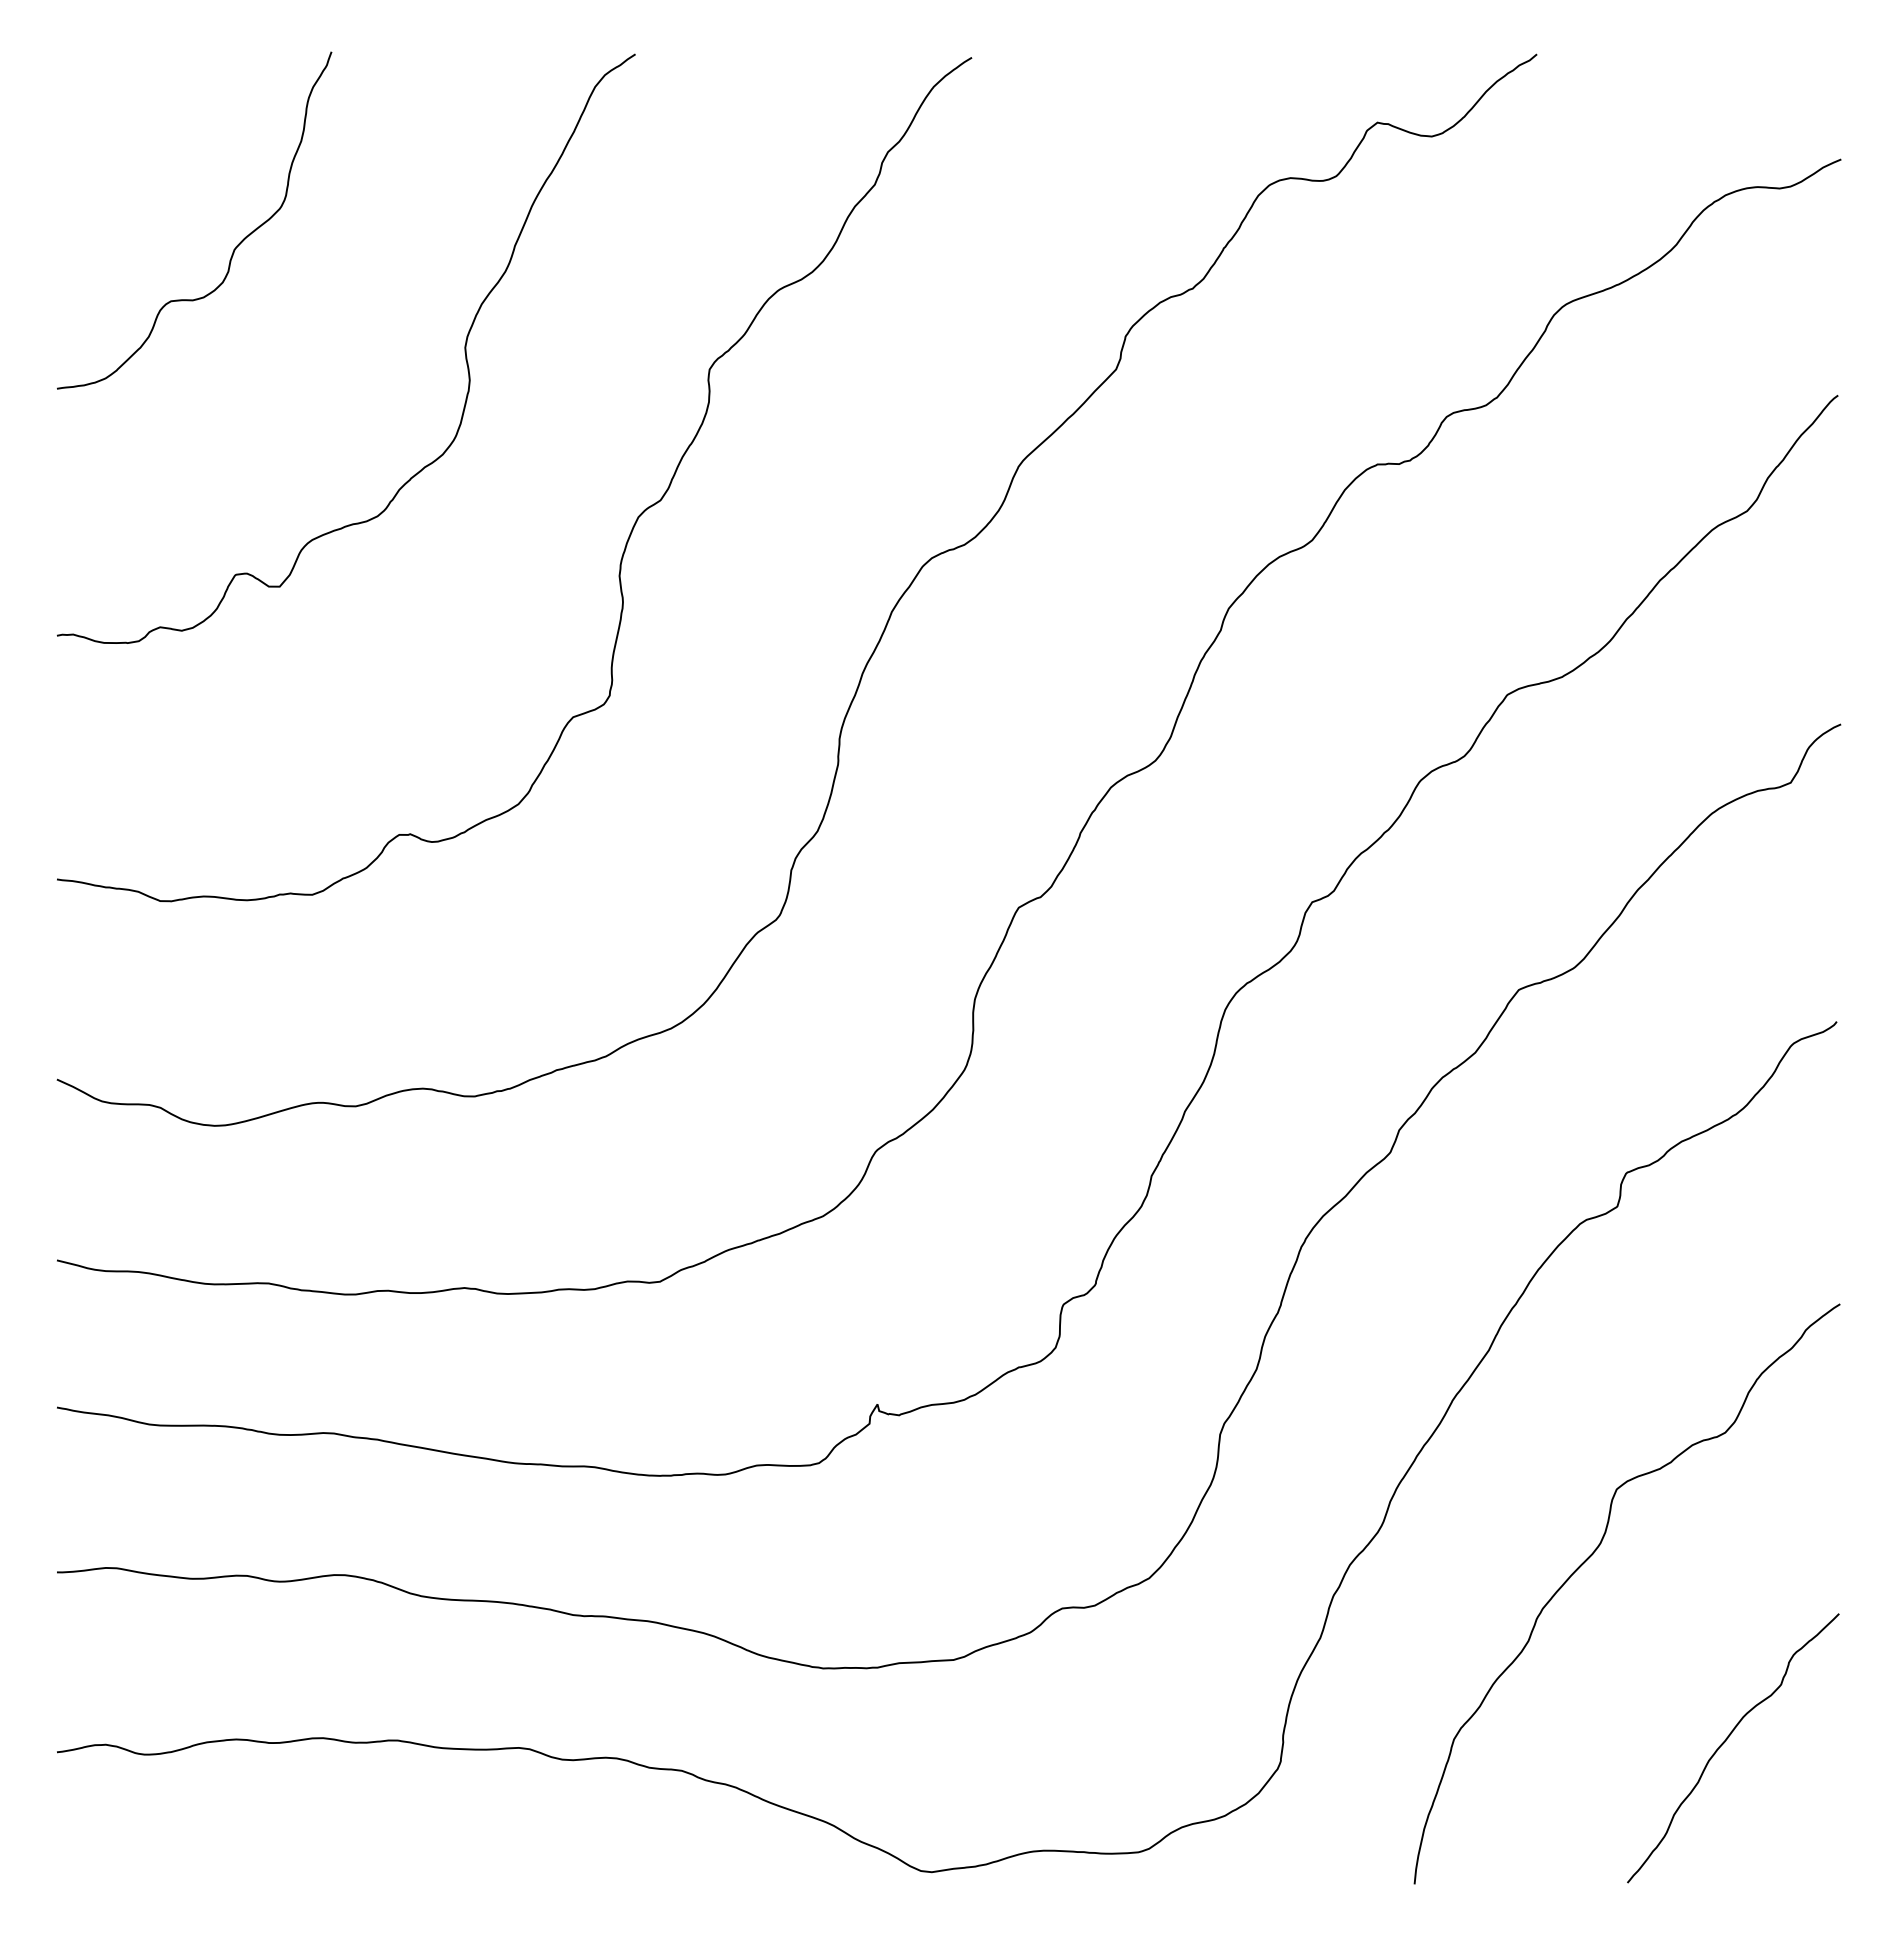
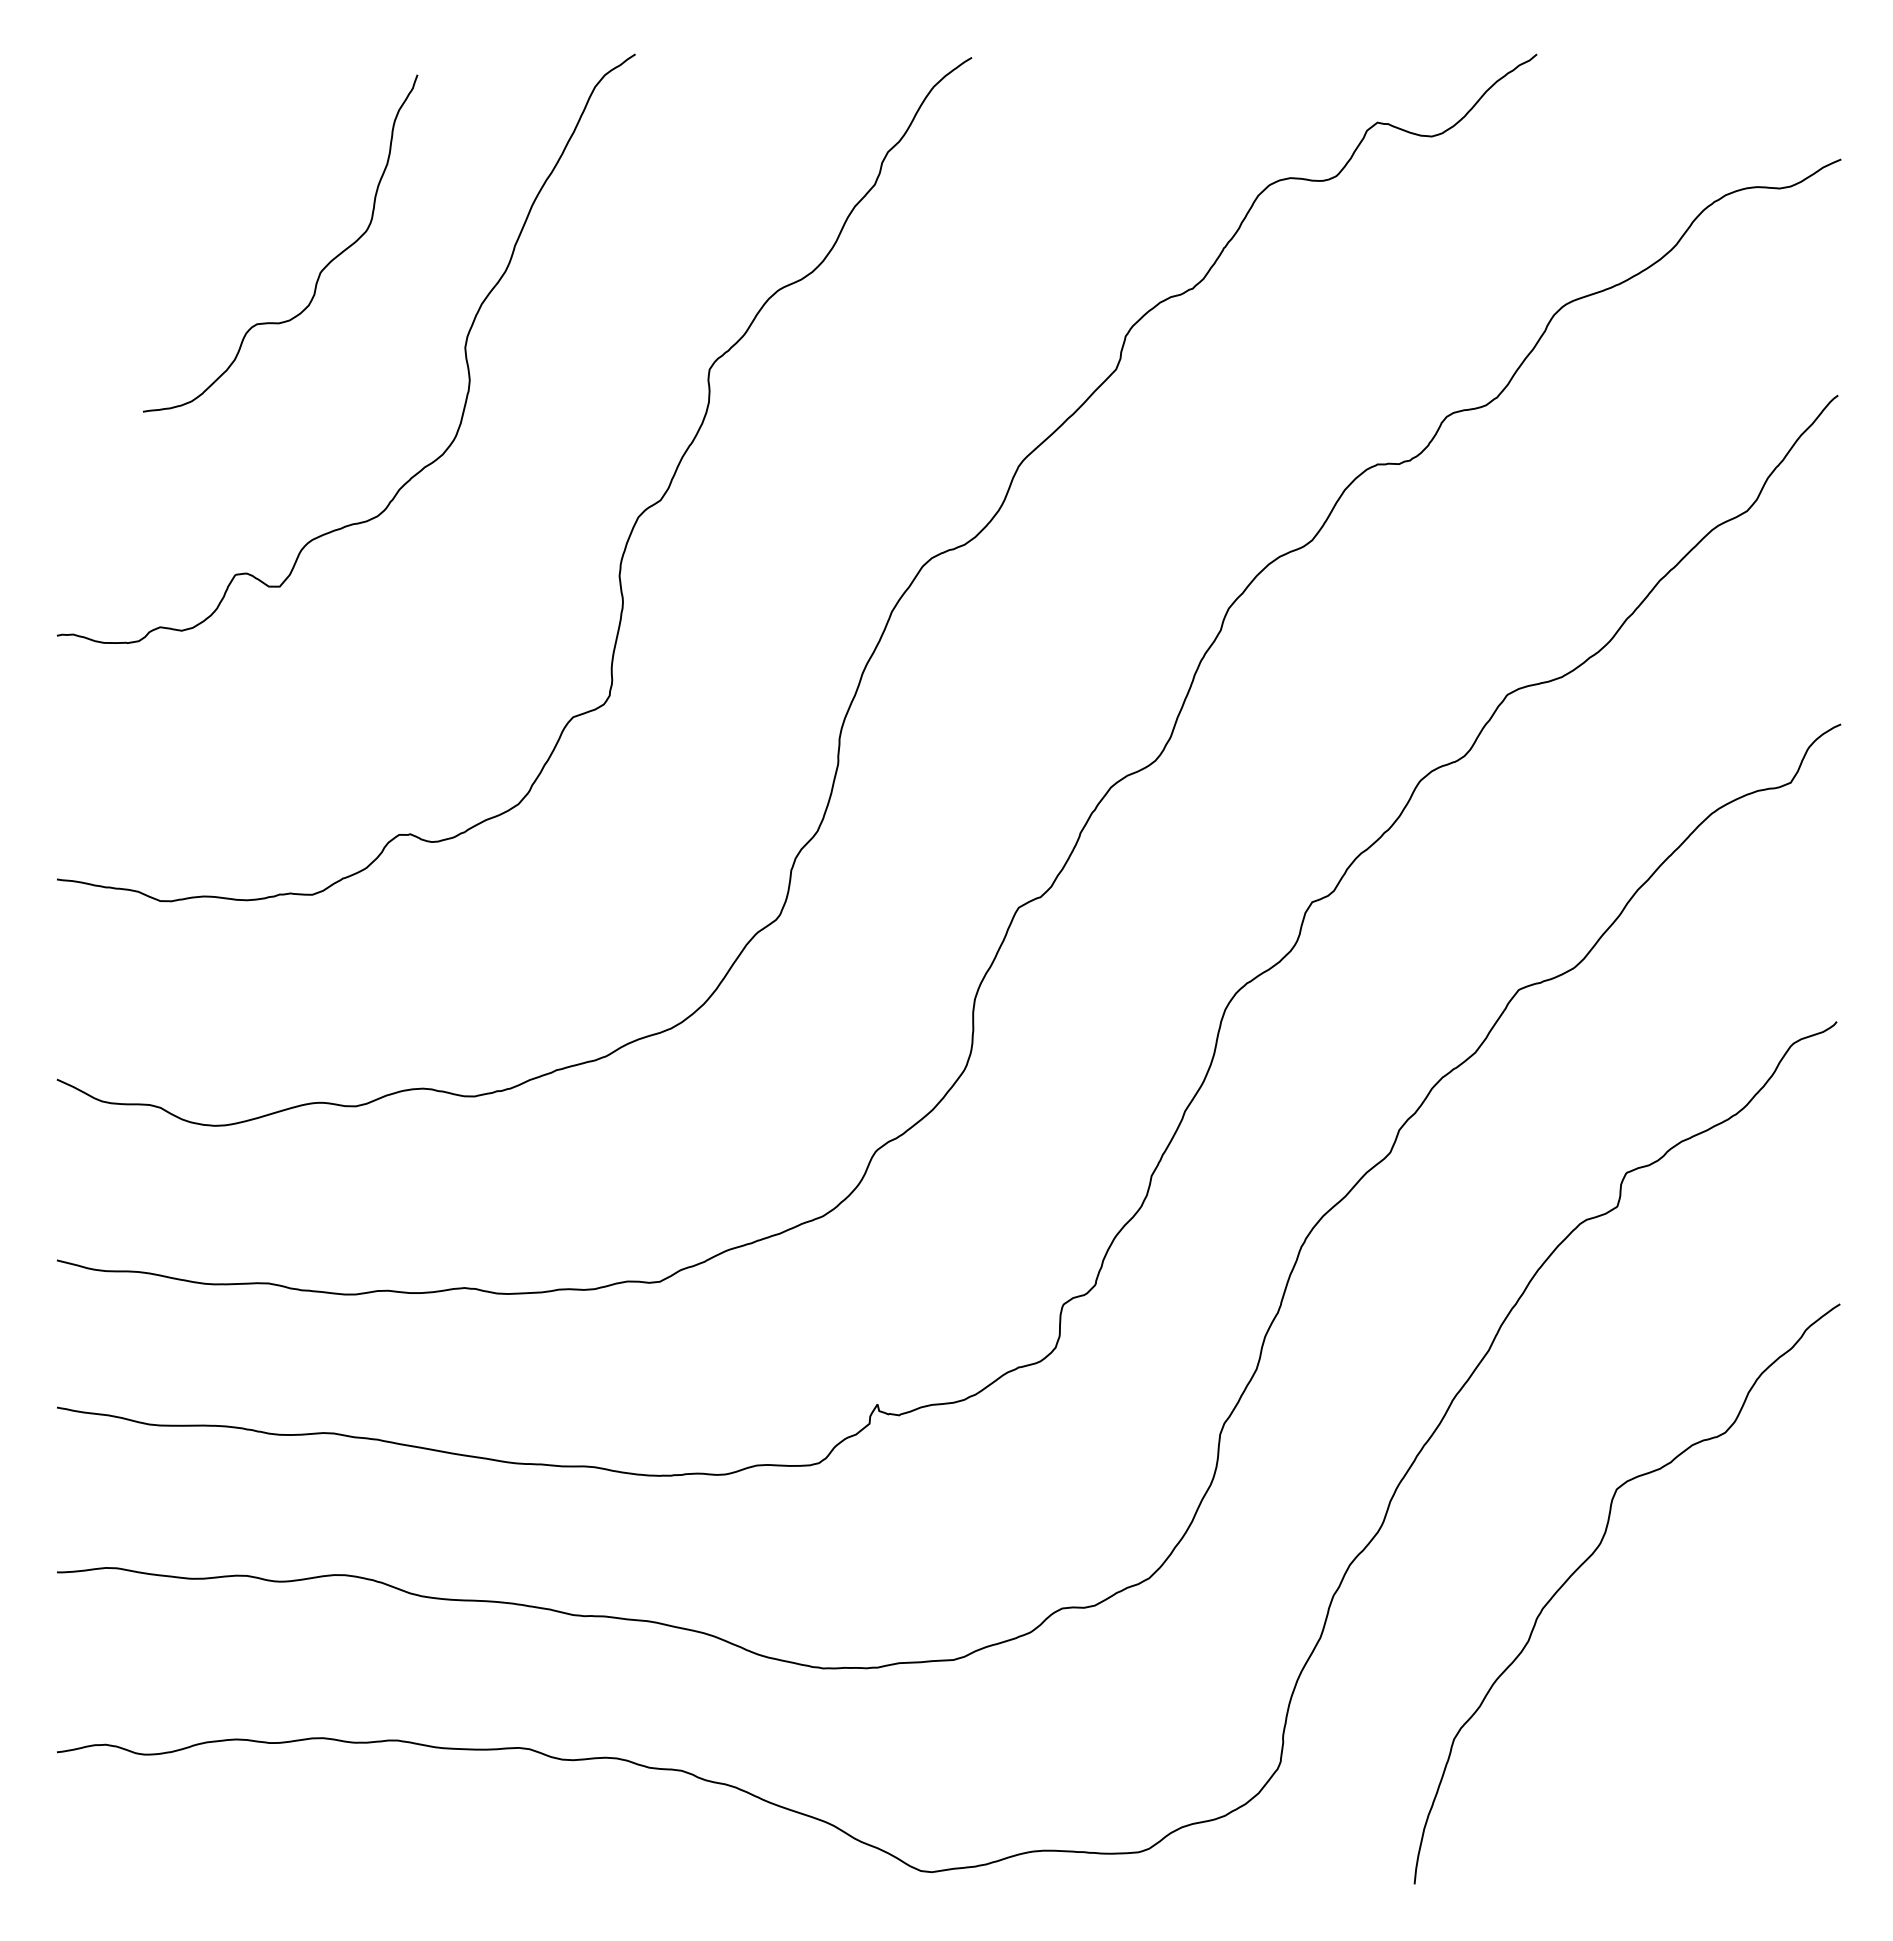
curve position: (235, 246) -> (321, 269) (321, 269)
curve: present -> none (1725, 1742)
